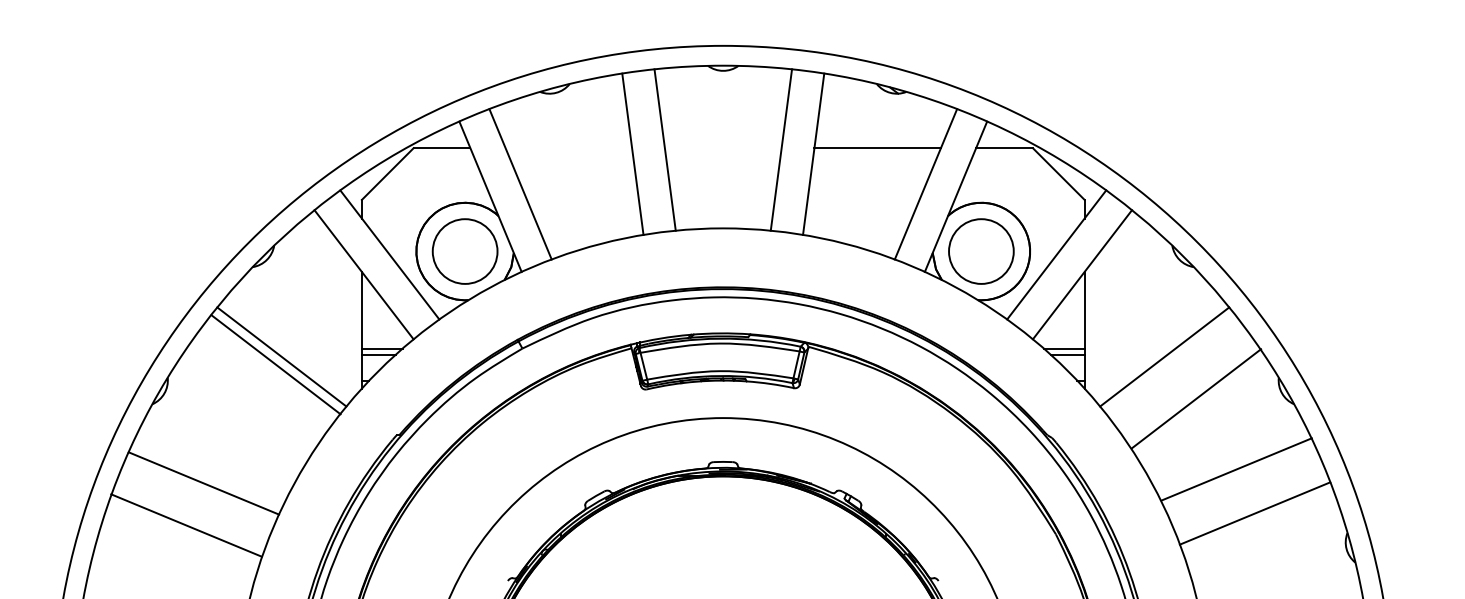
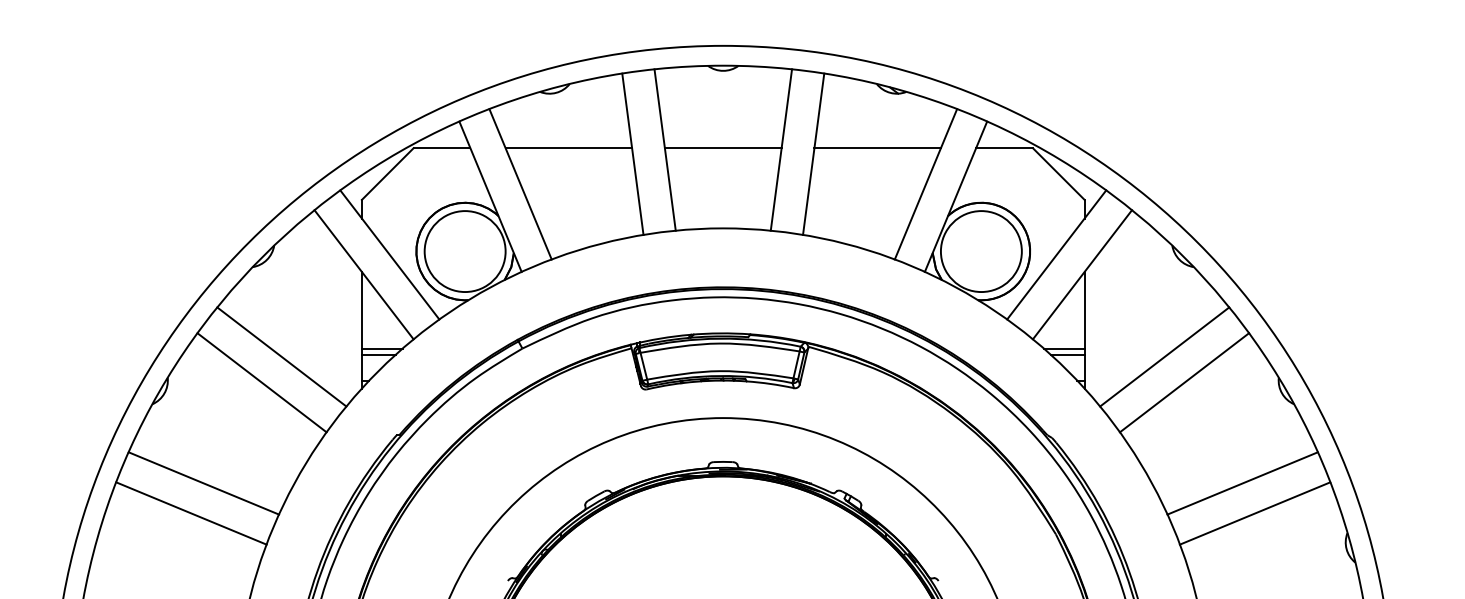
line: none -> present (568, 148)
line: none -> present (722, 148)
circle diameter: 65 px -> 81 px (464, 251)
circle diameter: 65 px -> 81 px (980, 251)
line position: (275, 364) -> (261, 382) (261, 382)
line position: (1196, 398) -> (1184, 382) (1184, 382)
line position: (1236, 469) -> (1242, 483) (1242, 483)
line position: (186, 525) -> (191, 513) (191, 513)
